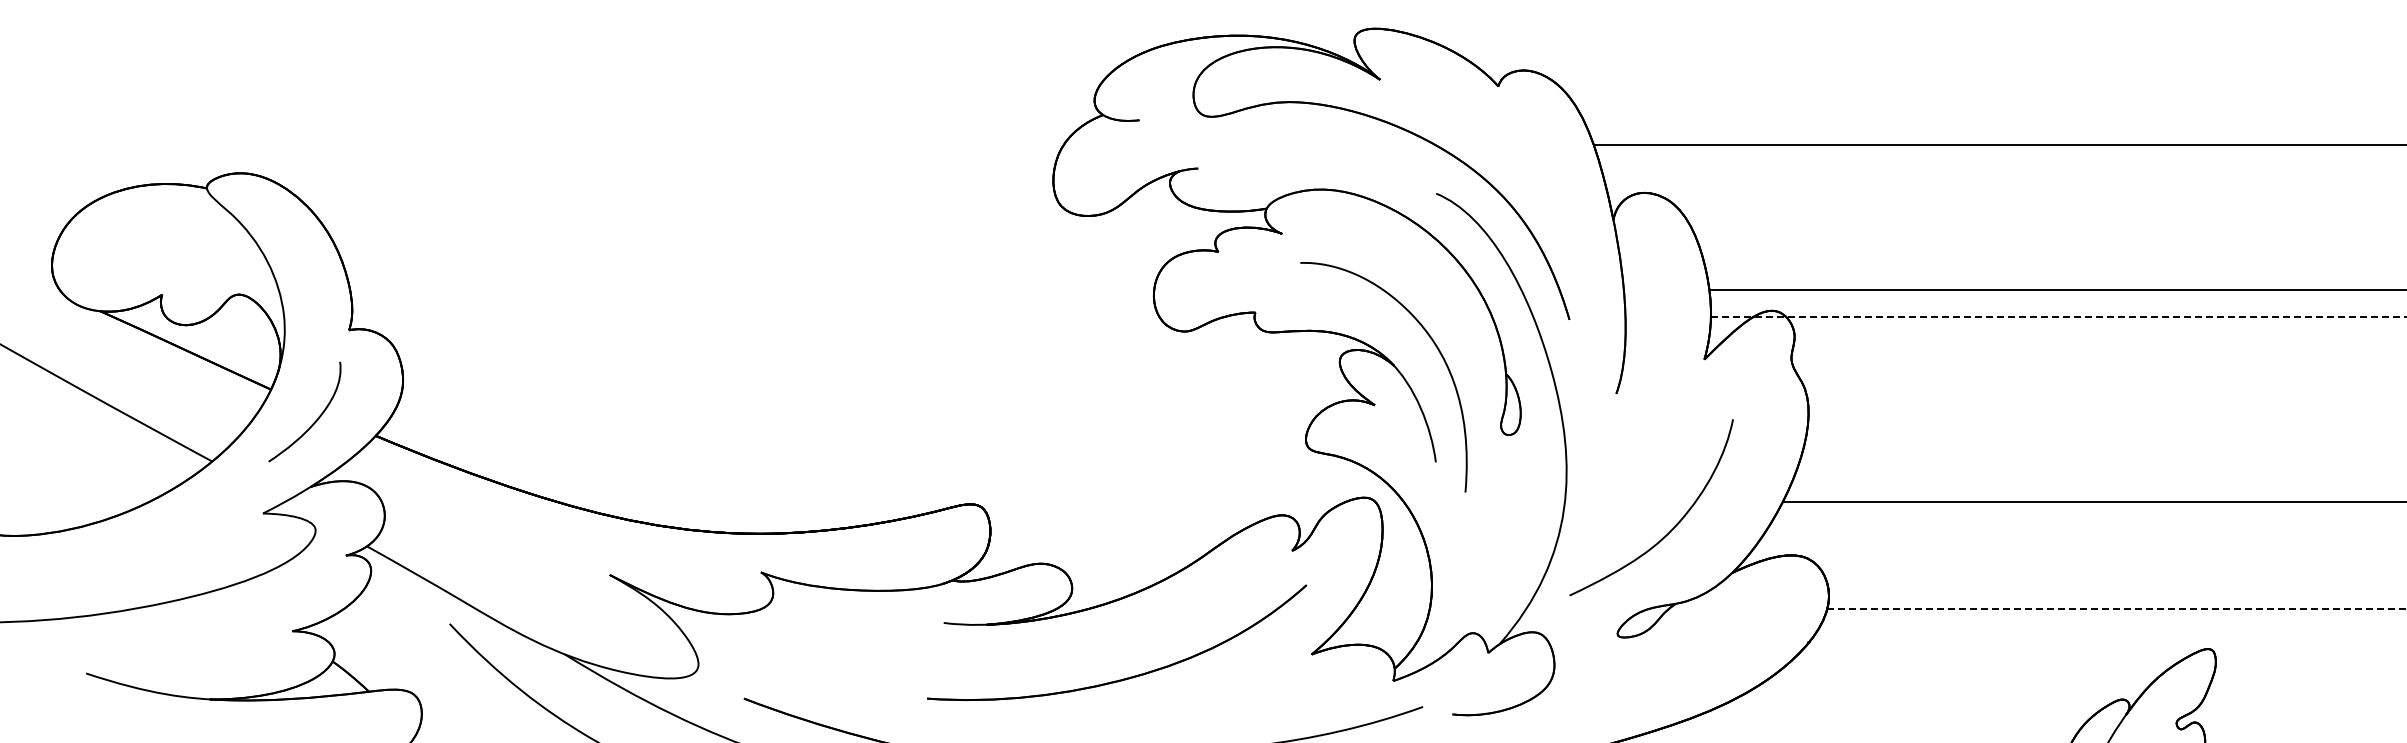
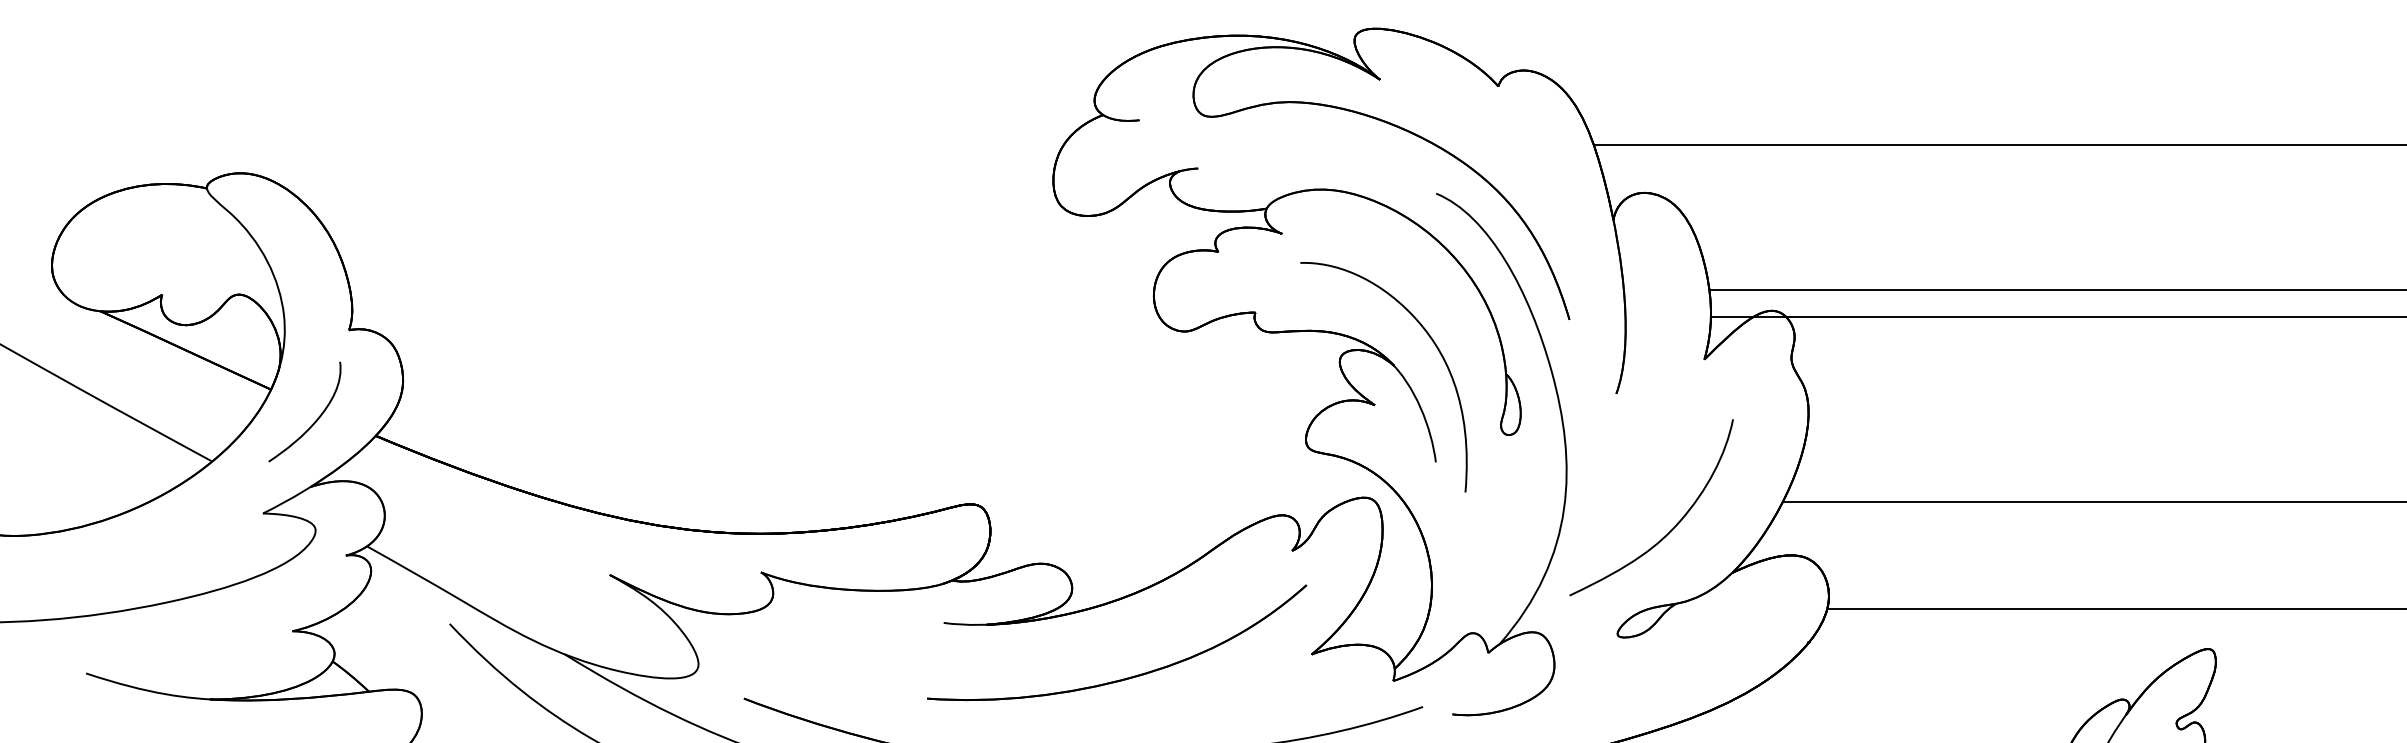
line: dashed -> solid (2058, 316)
line: dashed -> solid (2116, 608)
